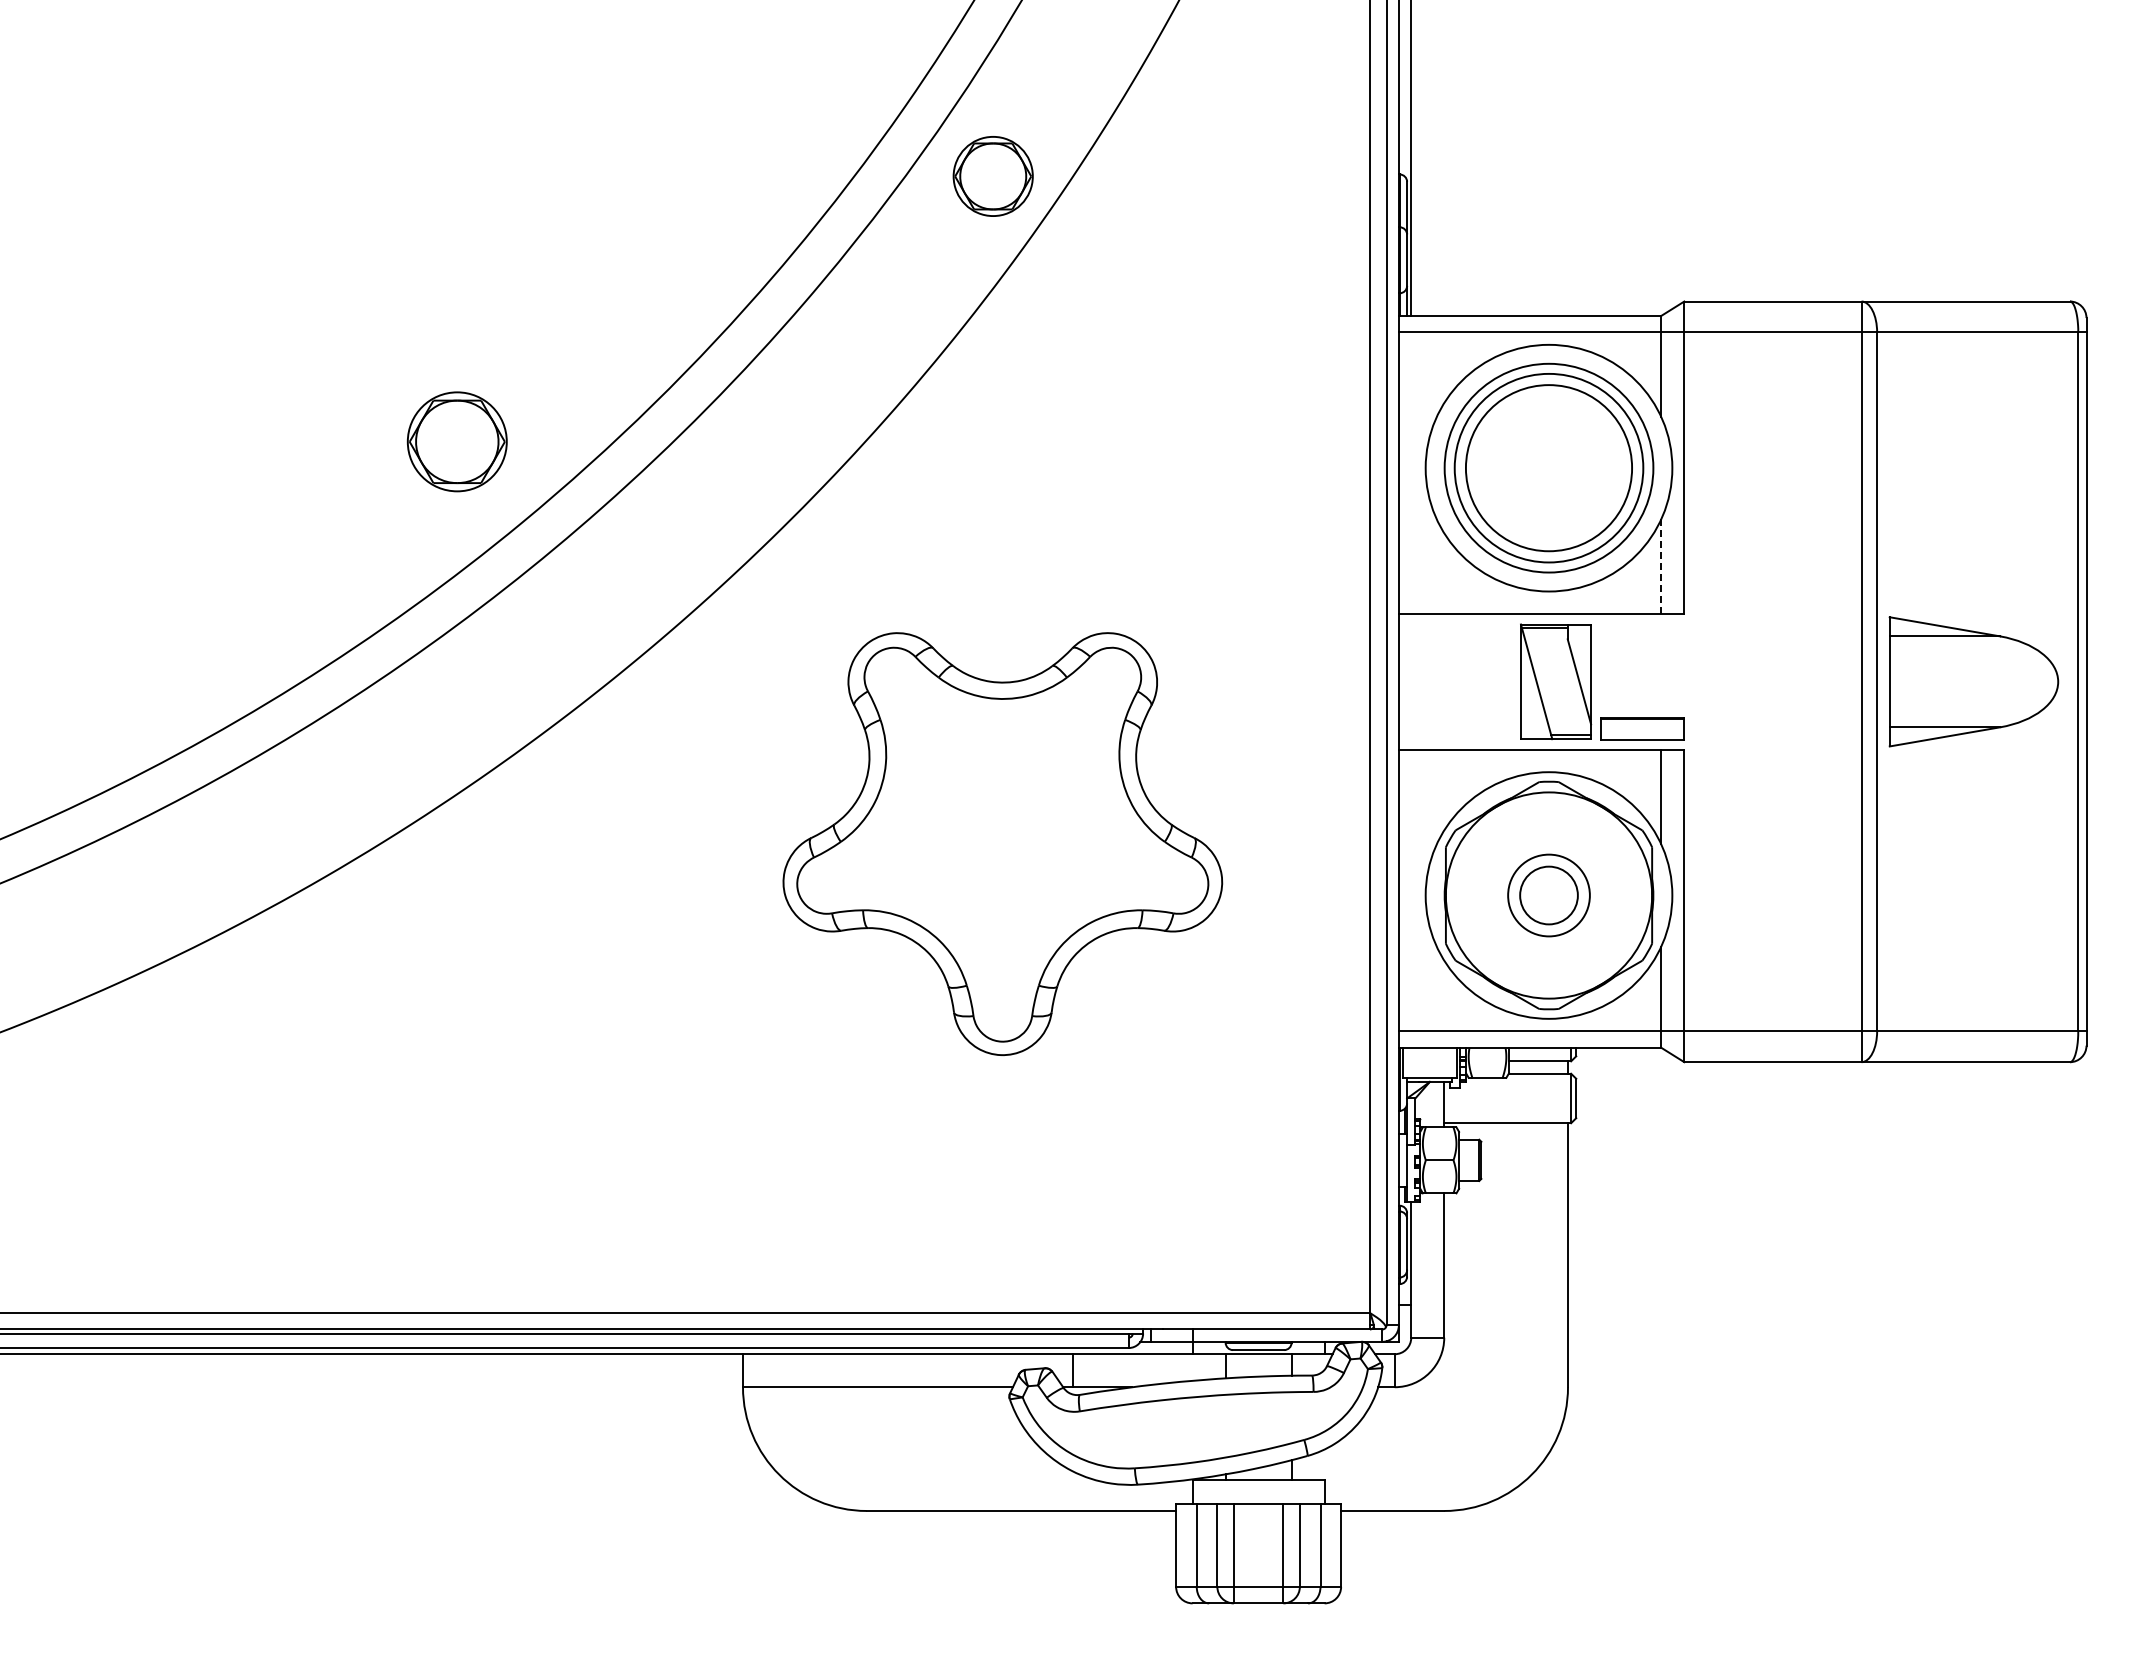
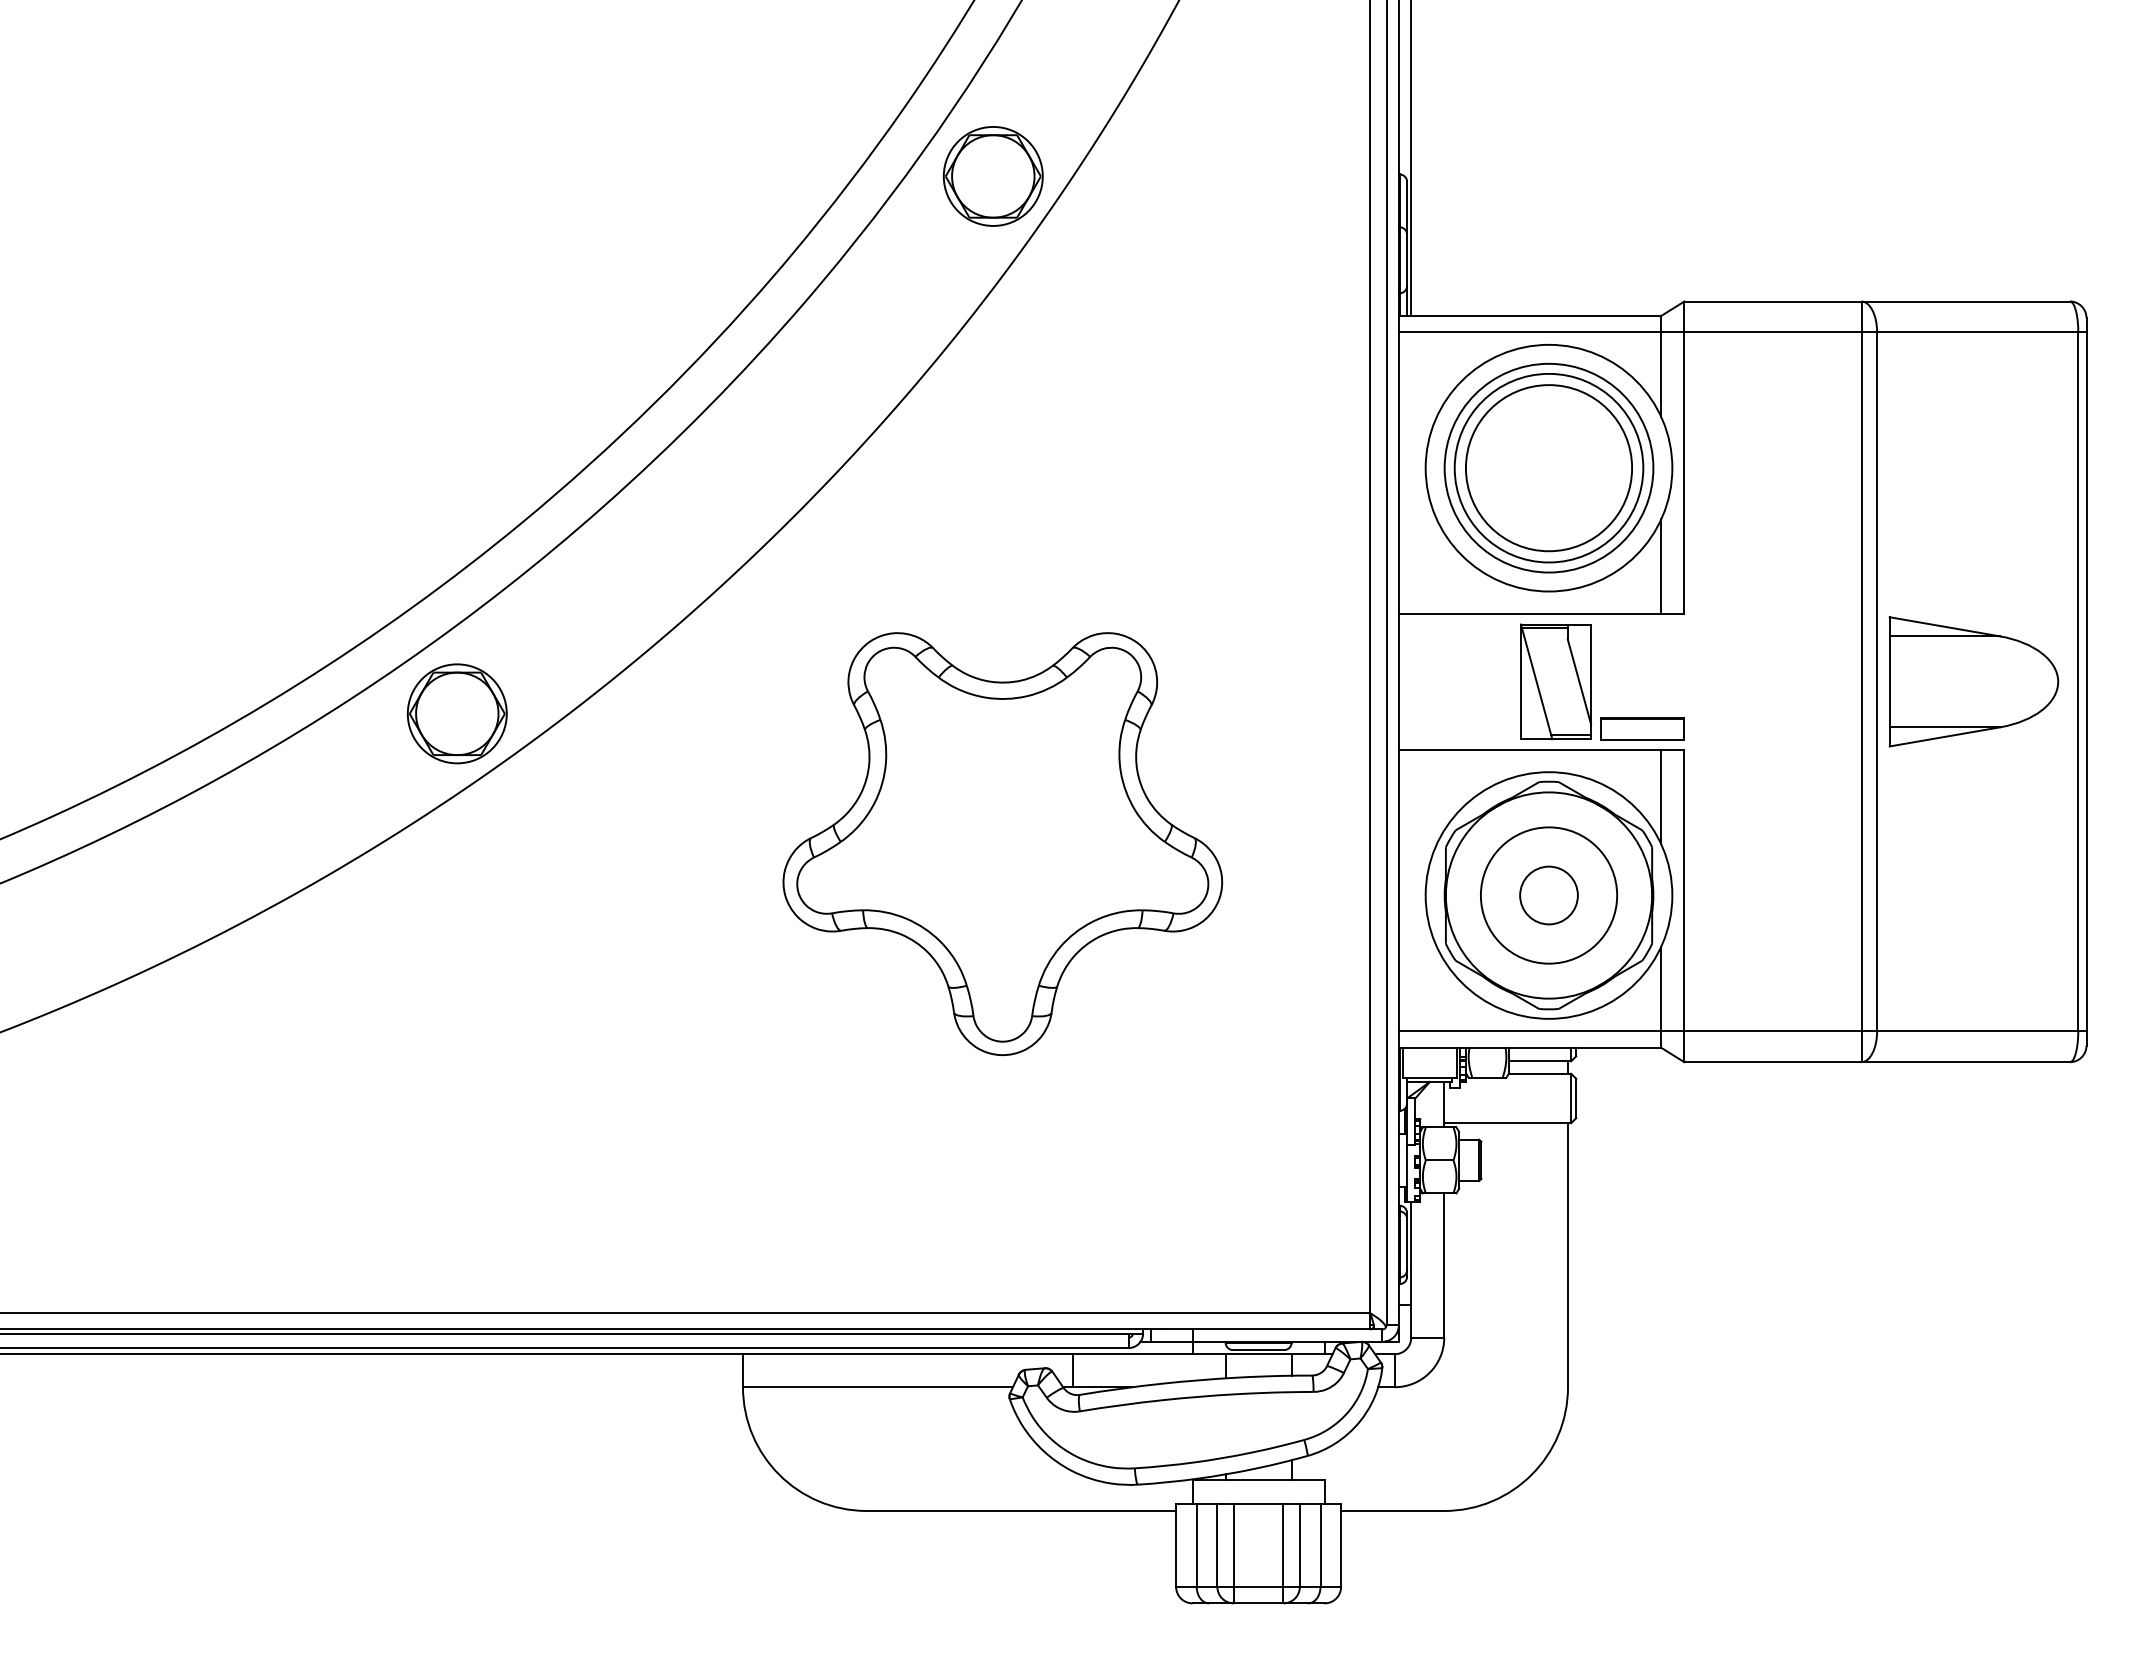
part size: 82x81 px -> 102x101 px (992, 176)
part position: (456, 441) -> (456, 713) (456, 713)
line: dashed -> solid (1661, 567)
circle diameter: 82 px -> 136 px (1548, 895)
